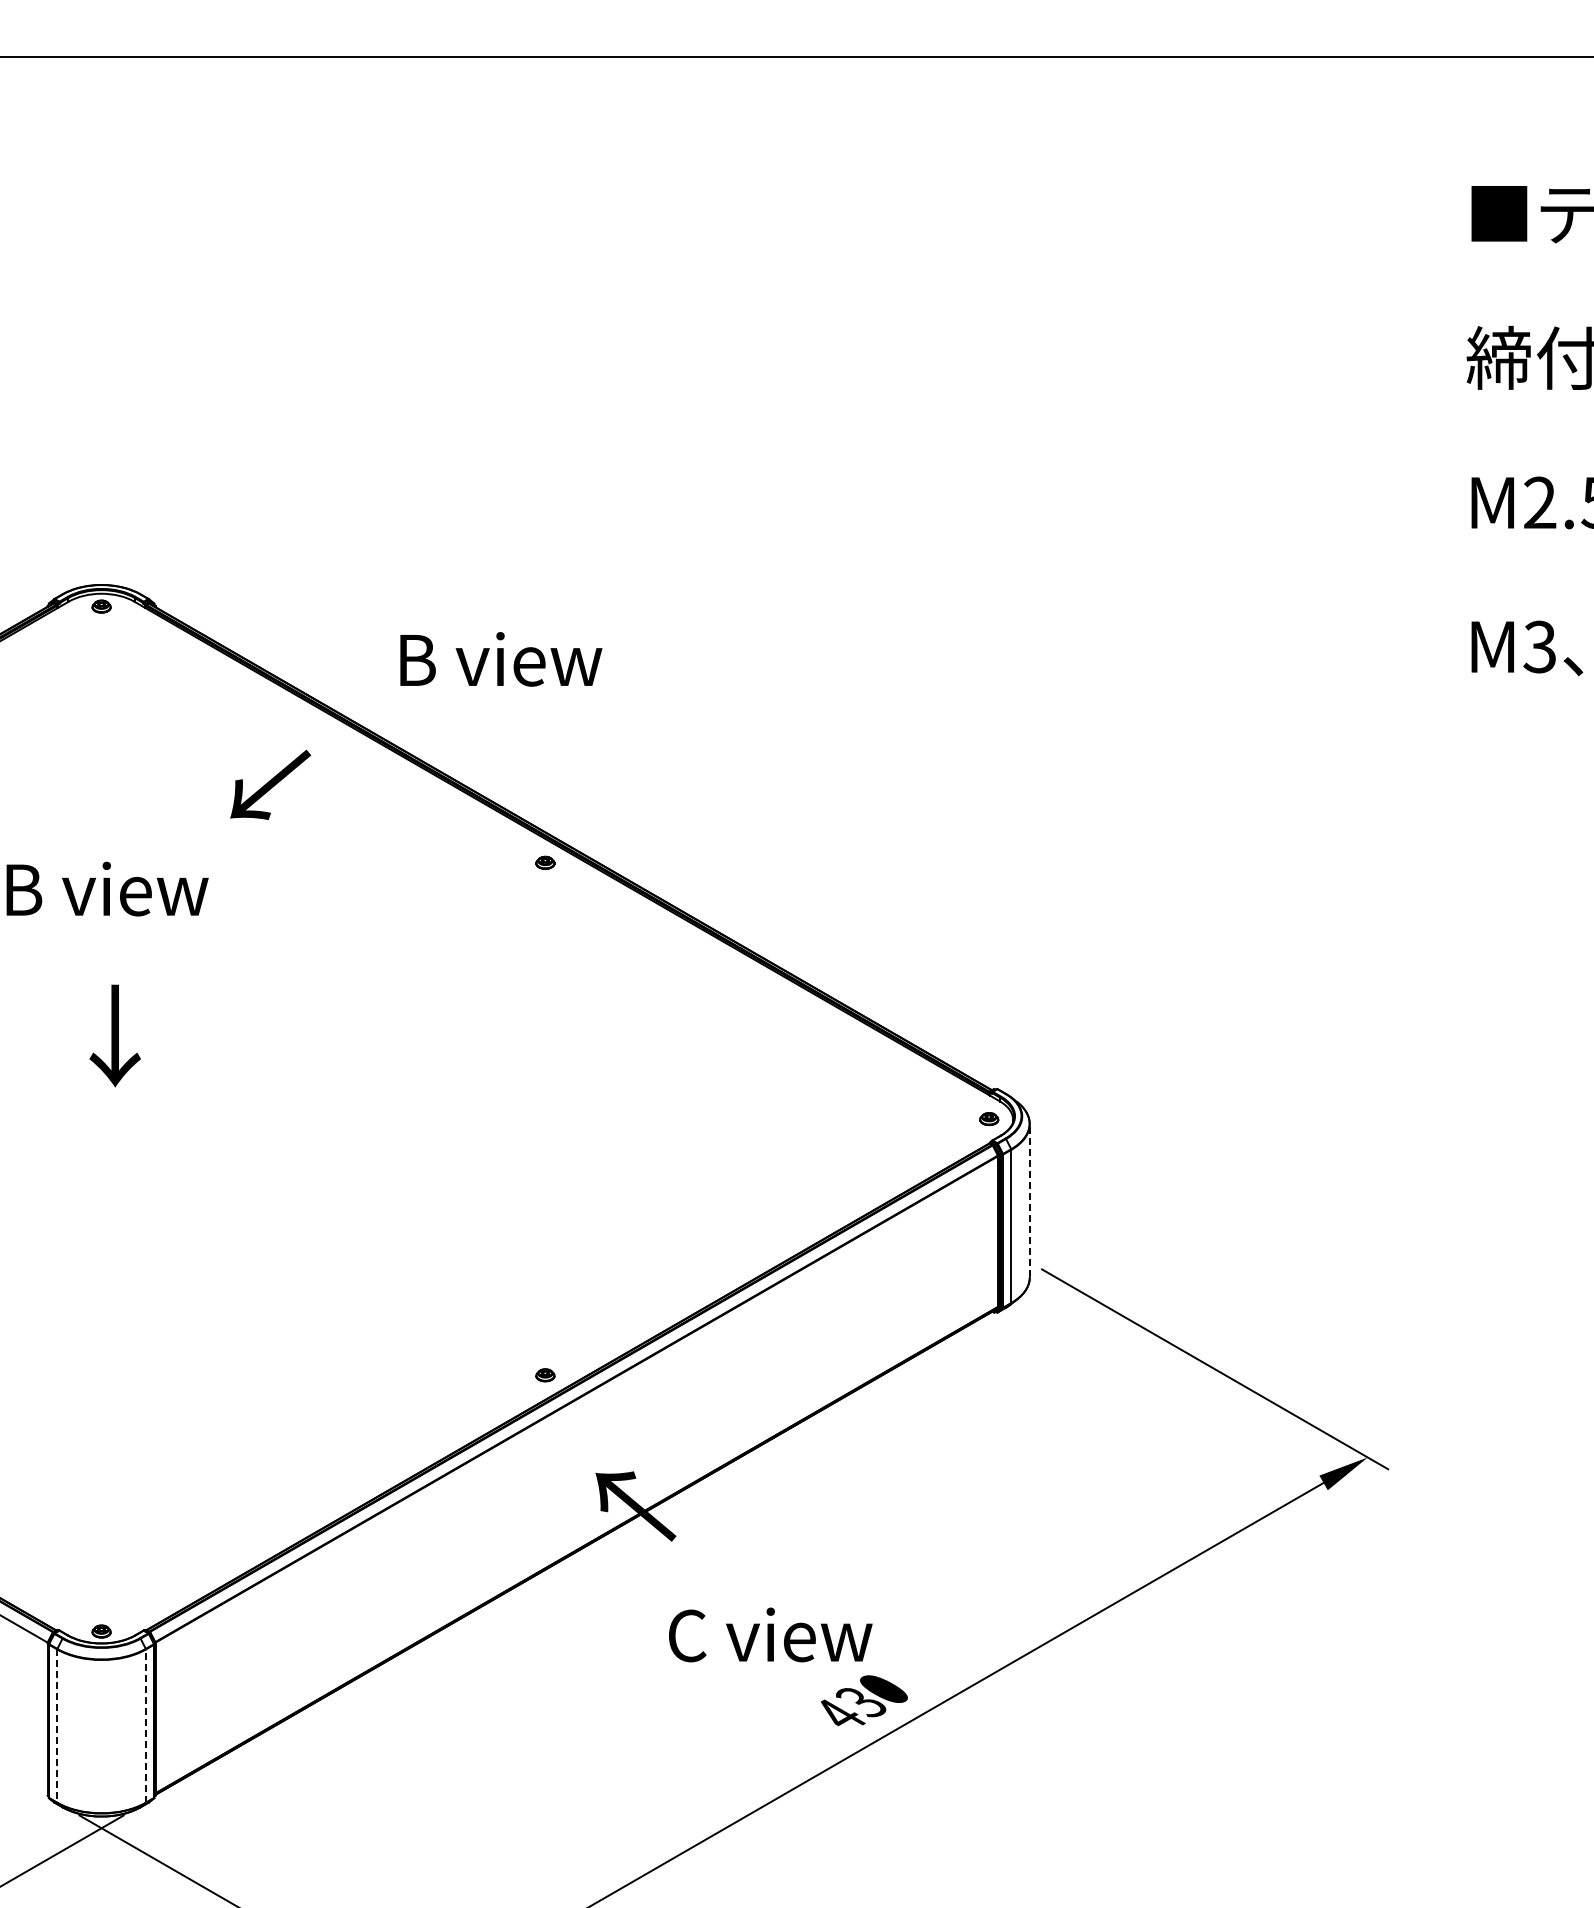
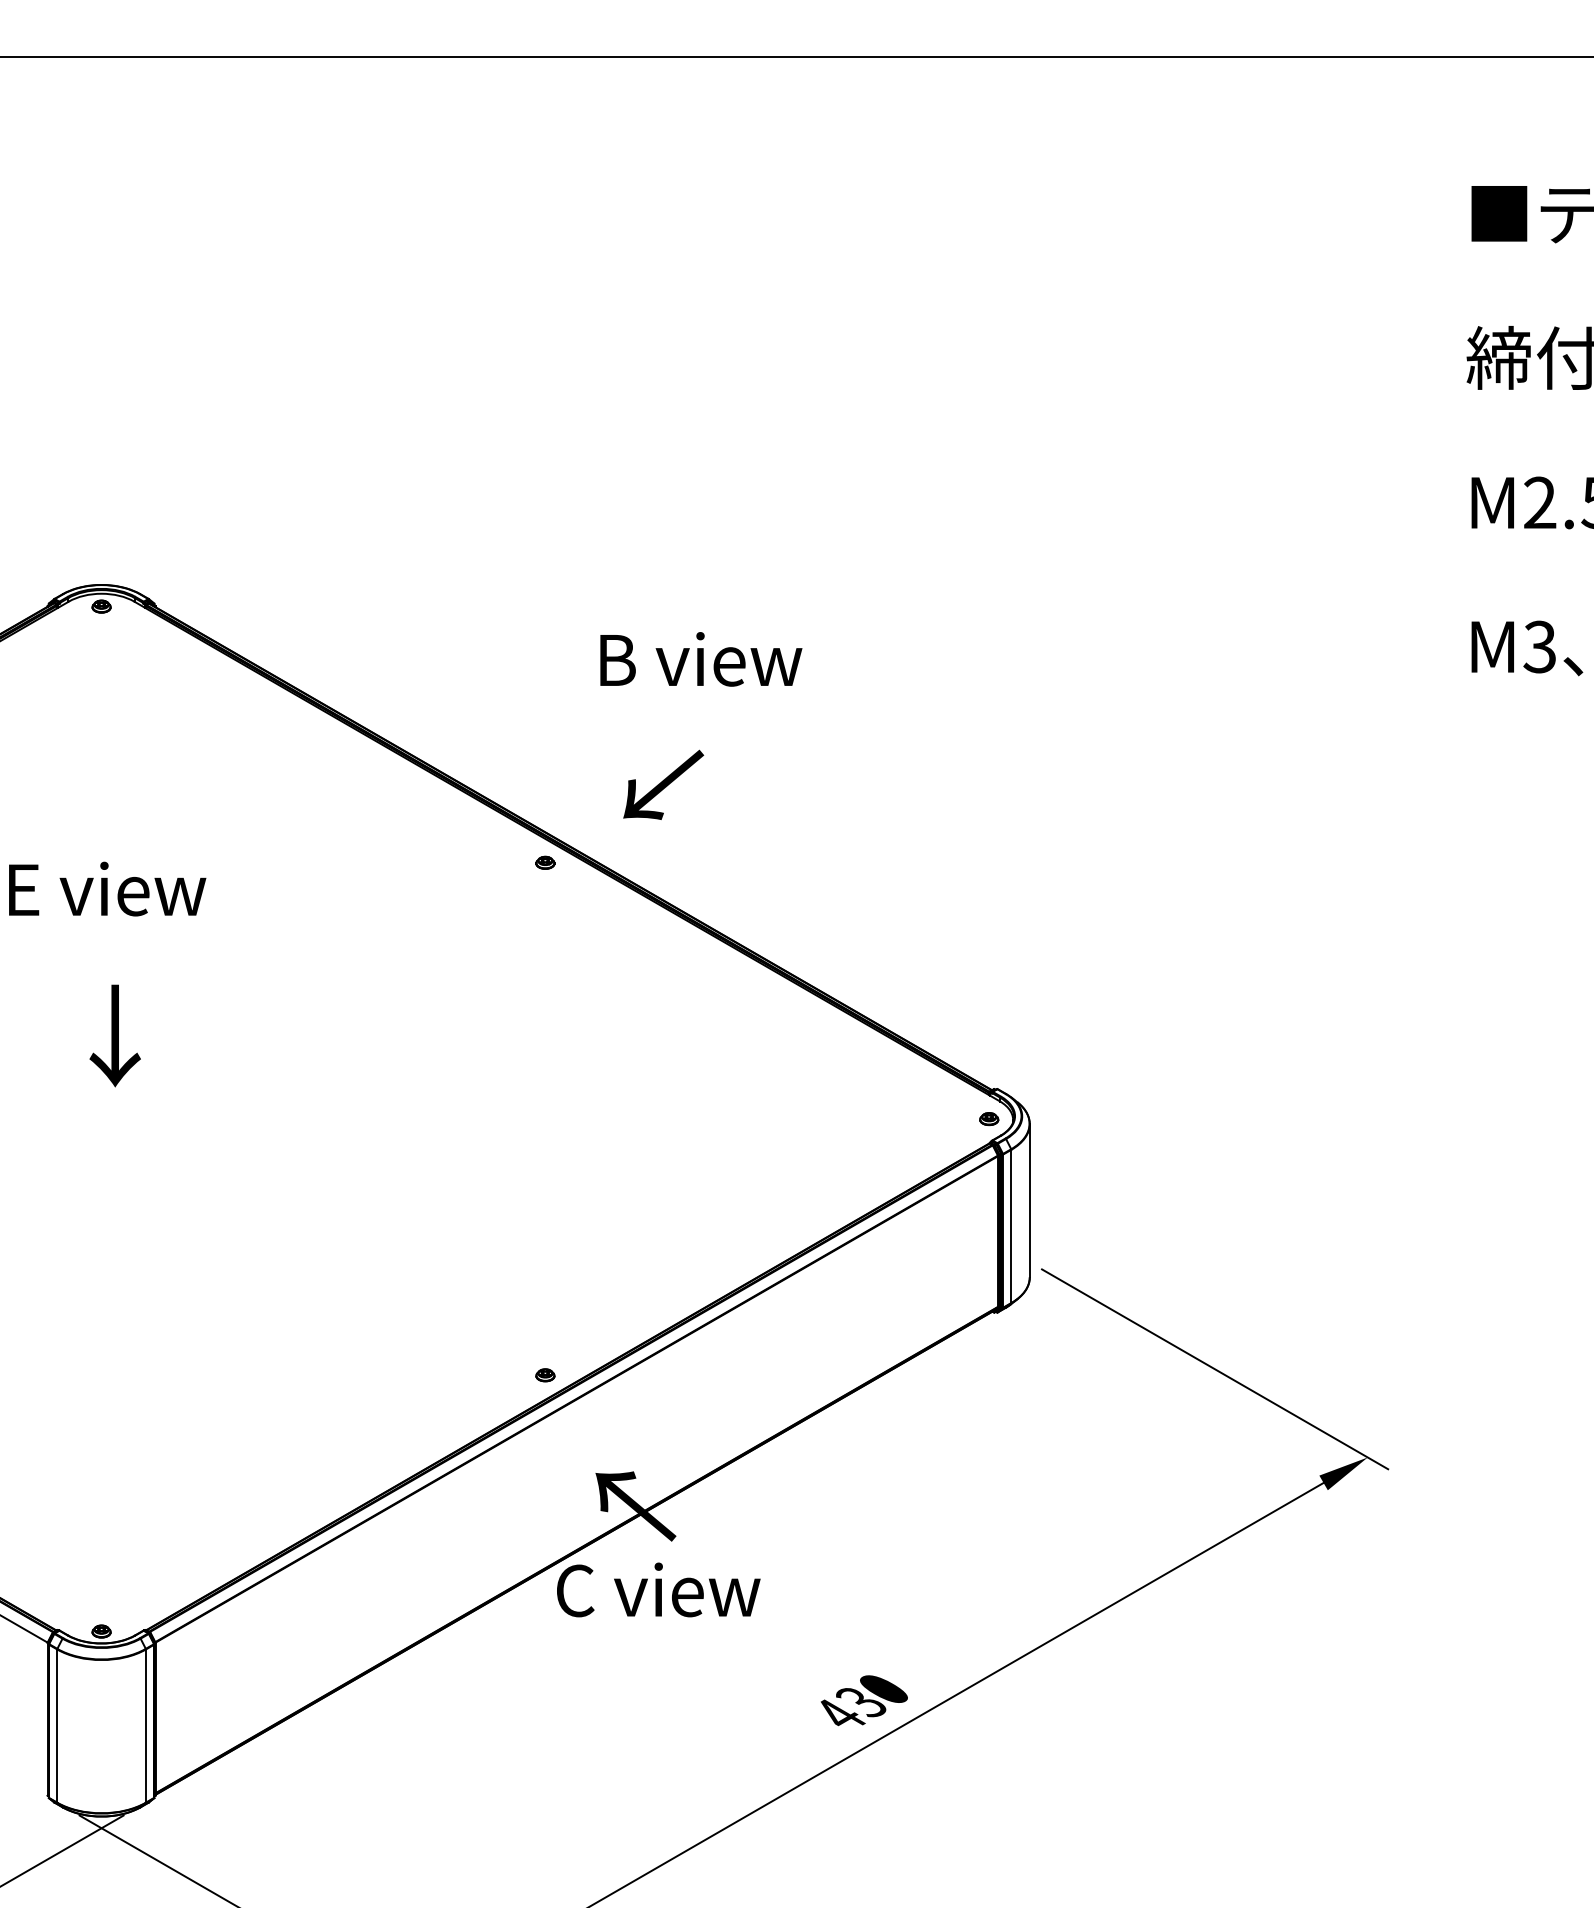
text position: (501, 659) -> (701, 659) (701, 659)
text position: (270, 784) -> (663, 784) (663, 784)
text: B view -> E view (107, 888)
line: dashed -> solid (1029, 1200)
text position: (770, 1634) -> (658, 1589) (658, 1589)
line: dashed -> solid (57, 1726)
line: dashed -> solid (145, 1726)
